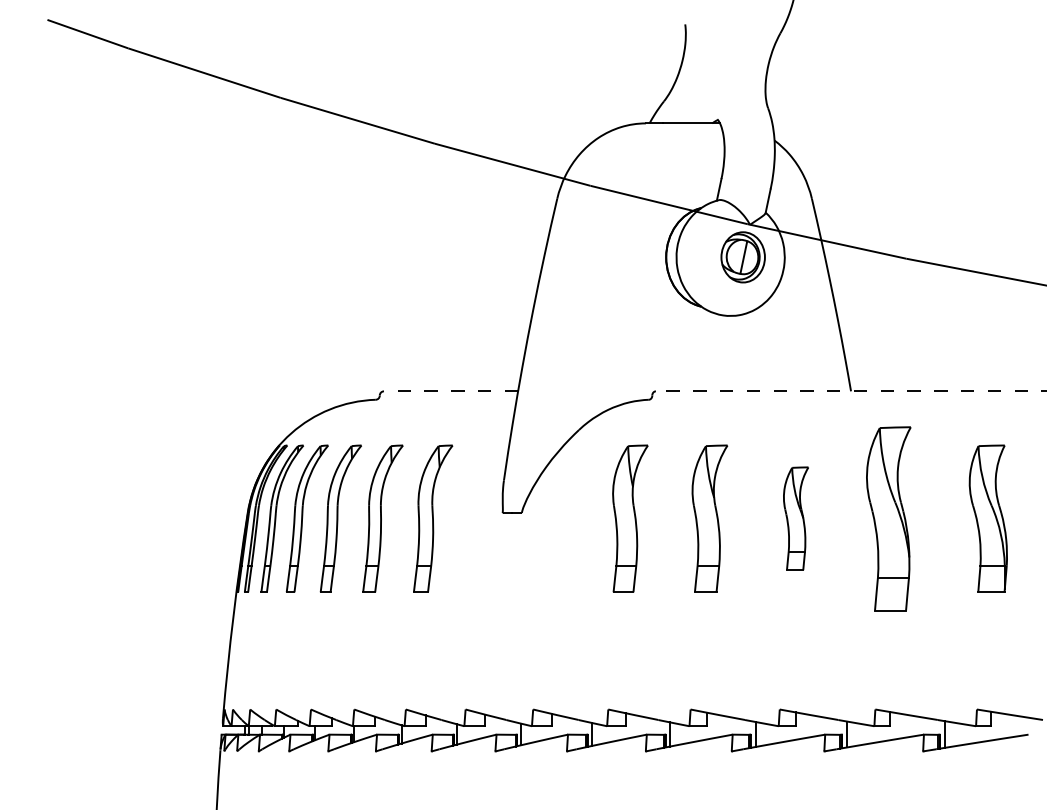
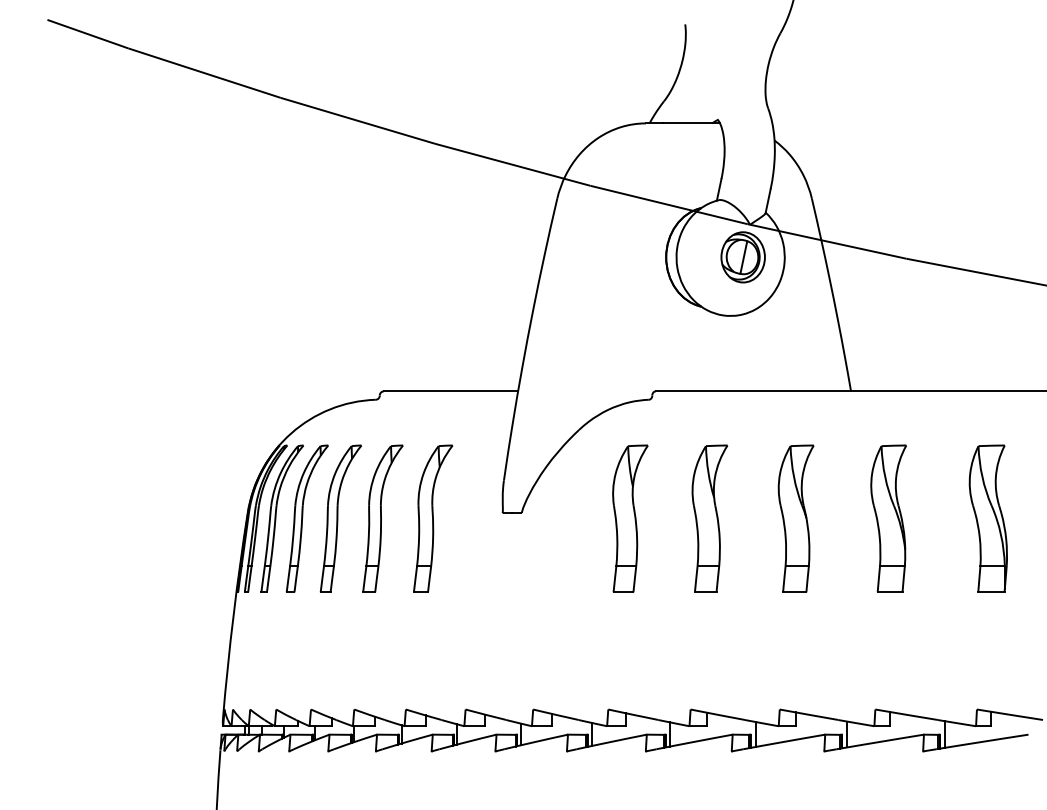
line: dashed -> solid (450, 391)
line: dashed -> solid (850, 391)
part size: 26x105 px -> 38x149 px (795, 518)
part size: 46x186 px -> 37x149 px (888, 518)
